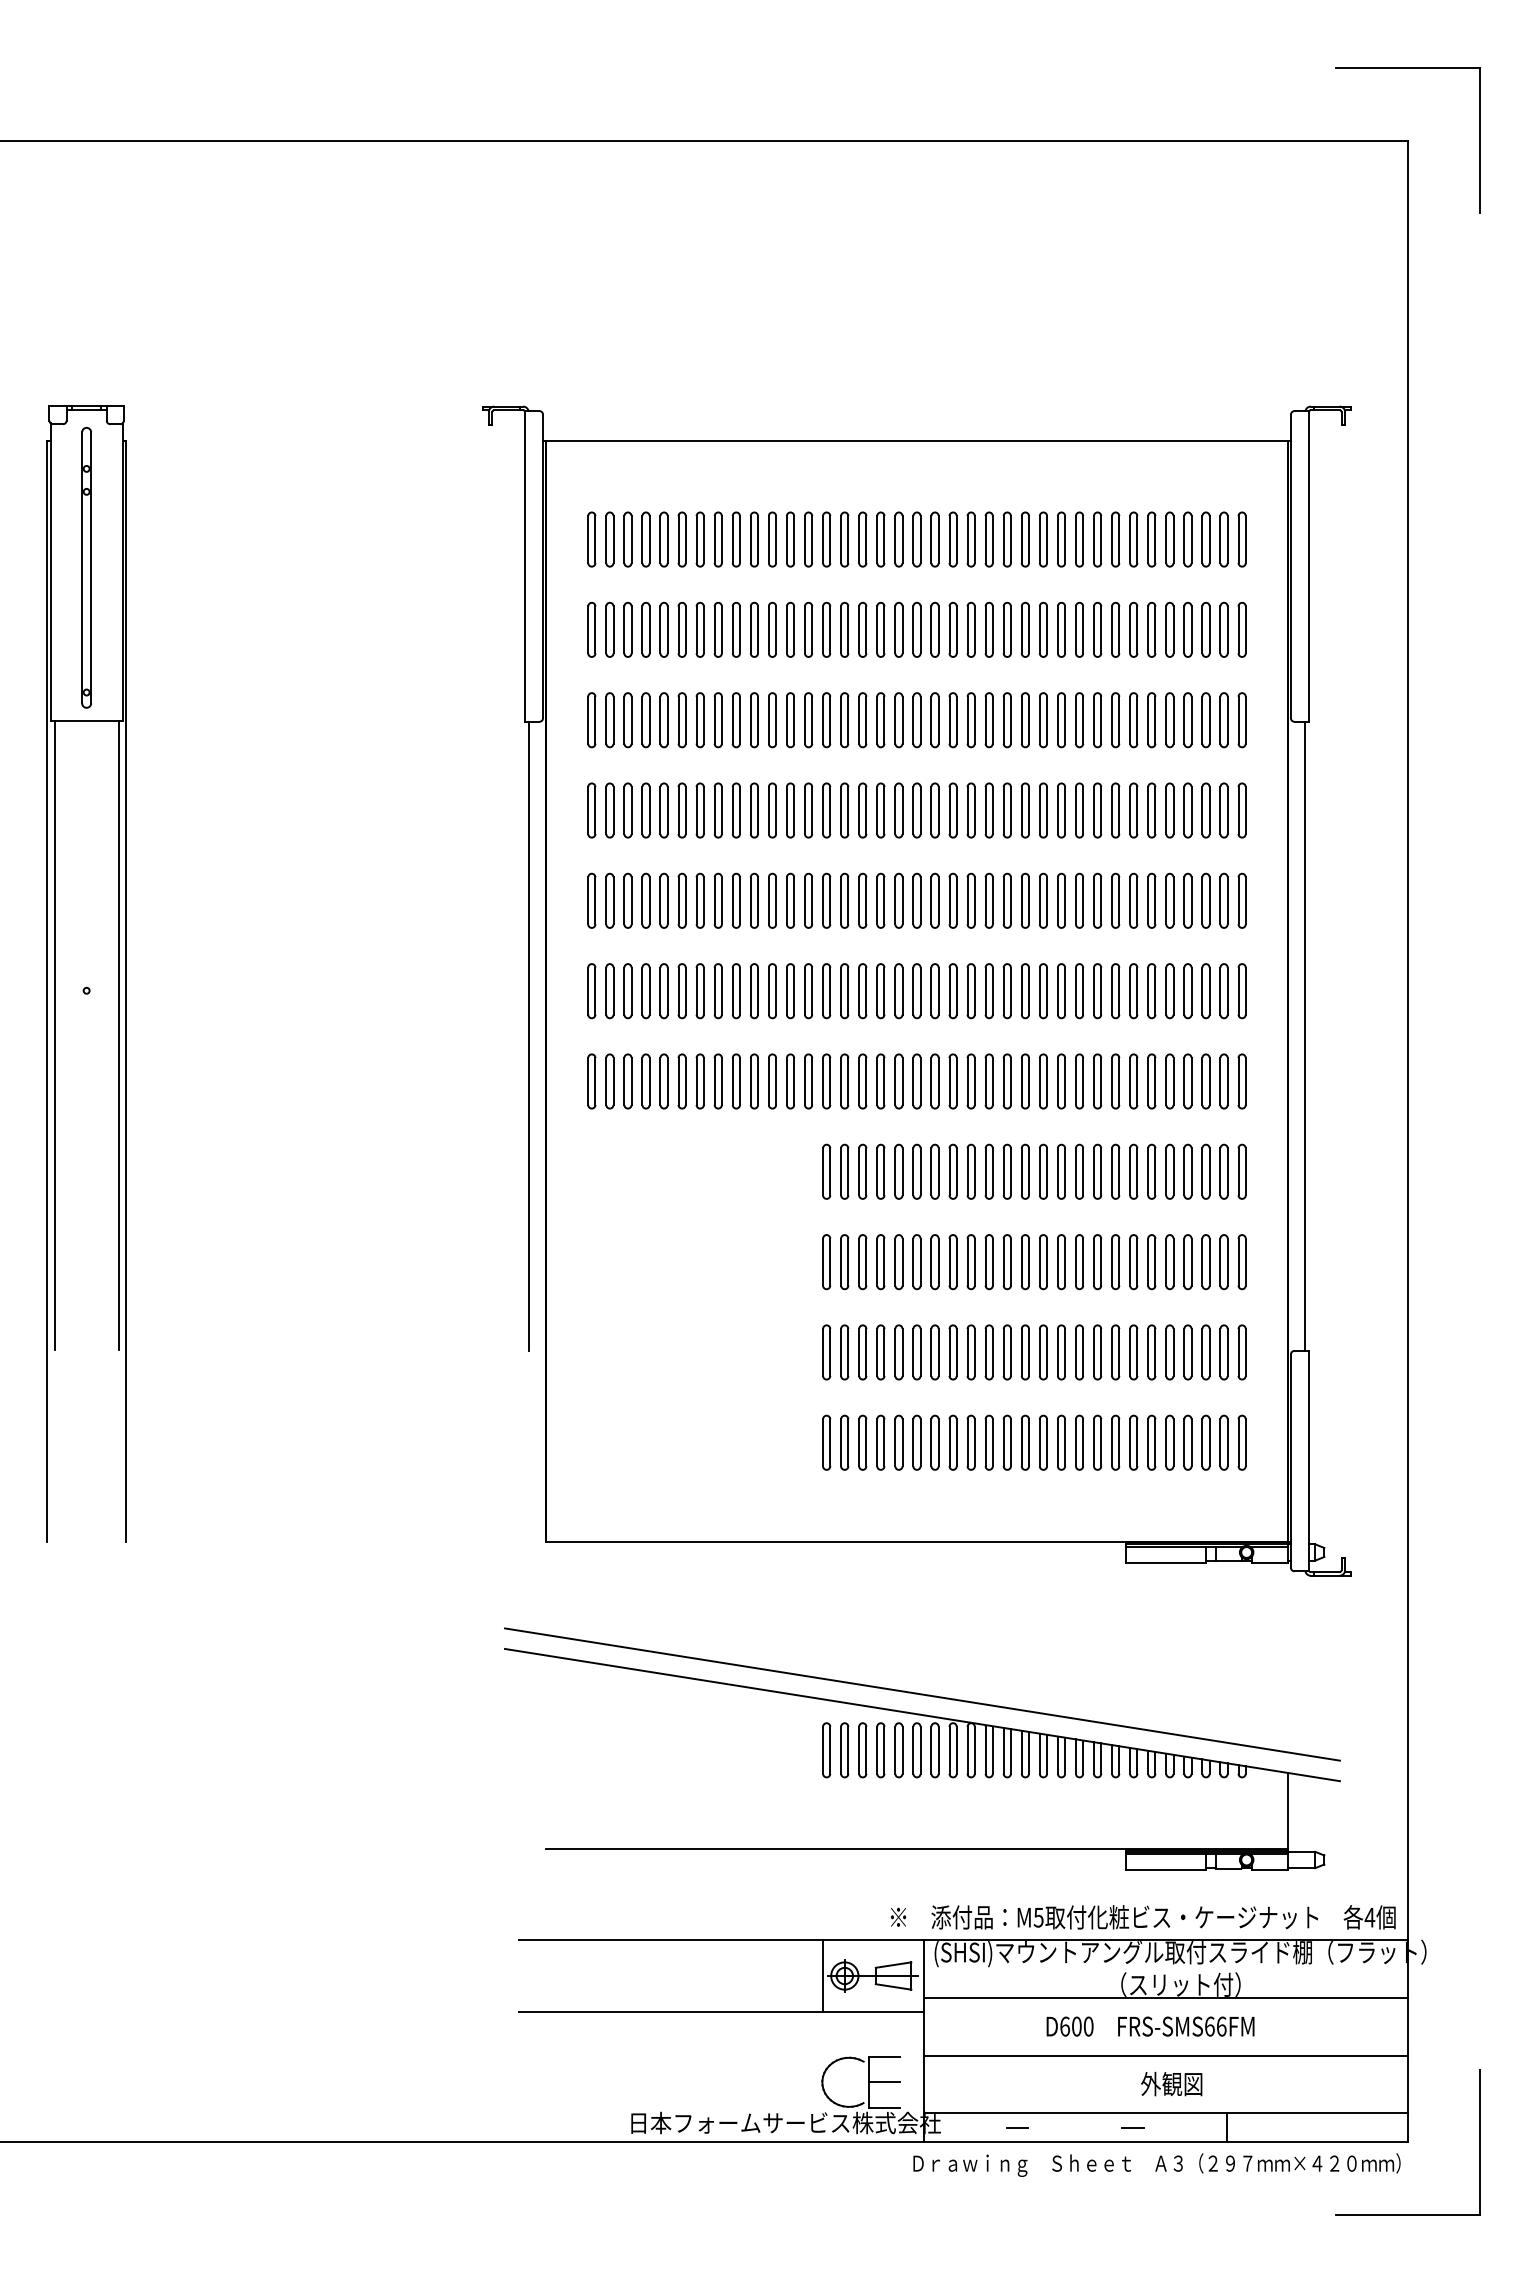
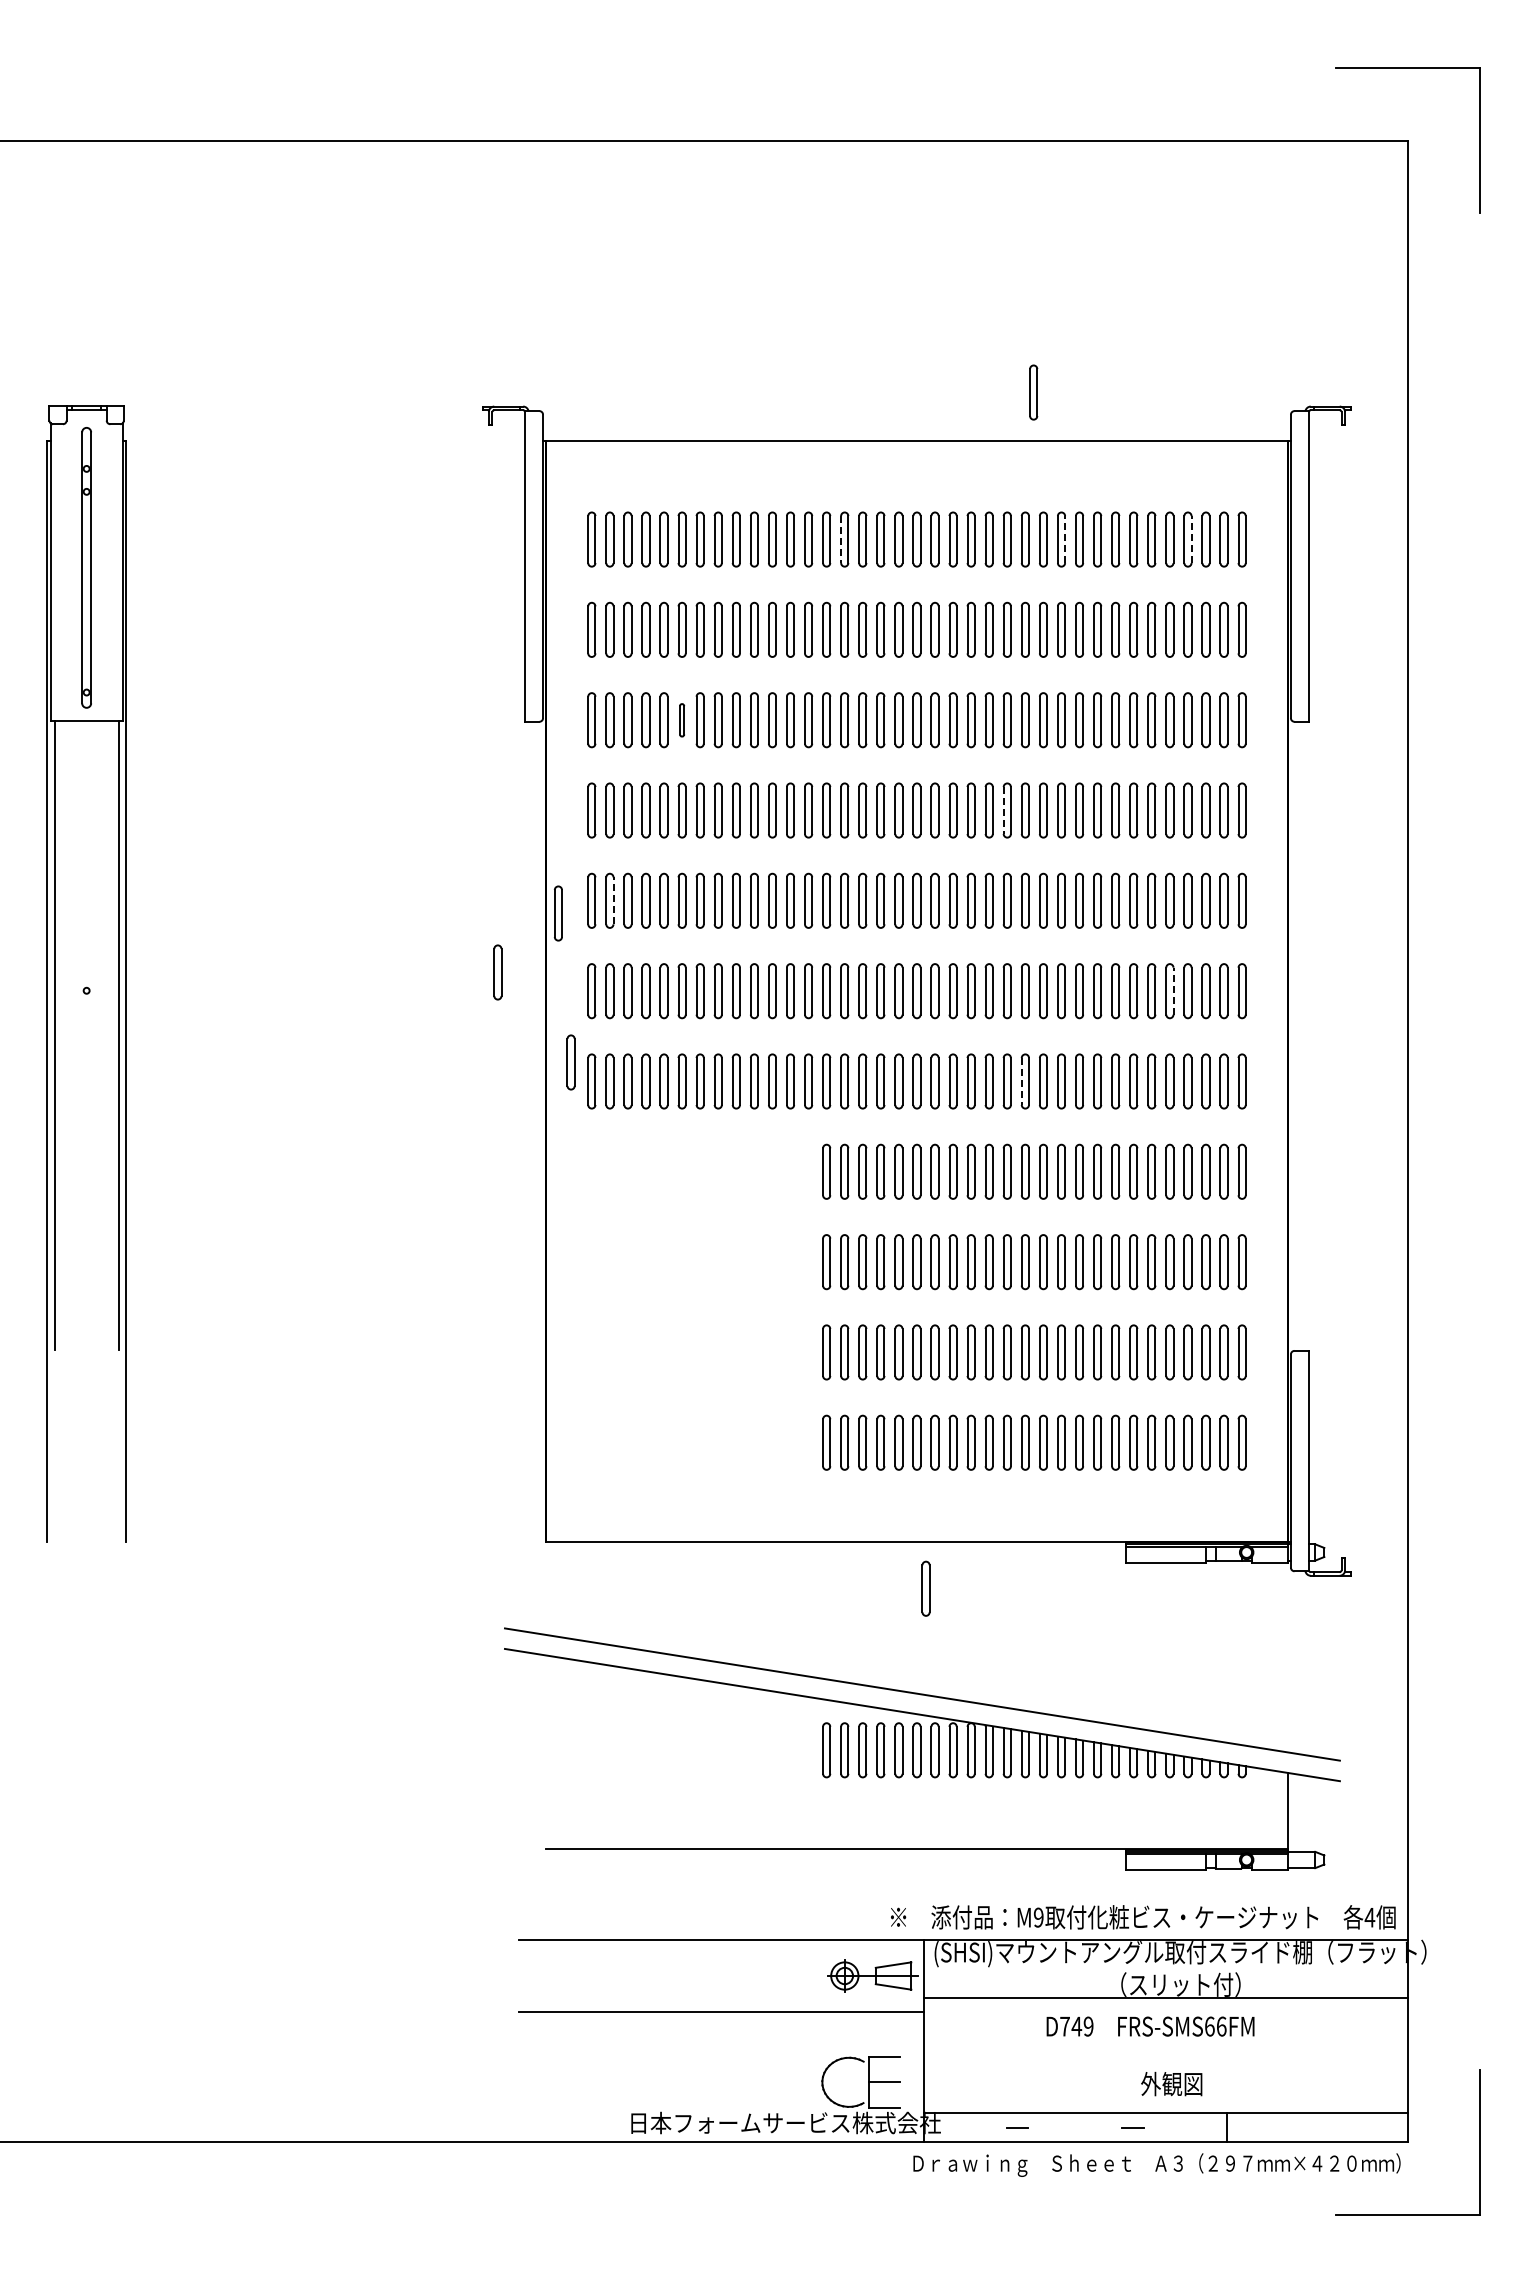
part: none -> present (1033, 392)
line: solid -> dashed (1065, 539)
line: solid -> dashed (1191, 539)
line: solid -> dashed (841, 540)
part size: 10x57 px -> 7x35 px (682, 720)
line: solid -> dashed (1003, 811)
line: solid -> dashed (613, 900)
part: none -> present (558, 913)
part: none -> present (497, 972)
line: solid -> dashed (1173, 990)
line: present -> none (528, 1035)
line: present -> none (1305, 1035)
part: none -> present (570, 1062)
line: solid -> dashed (1021, 1082)
part: none -> present (925, 1588)
text: M5 -> M9 (1038, 1917)
line: present -> none (823, 1975)
text: D600 -> D749 (1076, 2026)
line: present -> none (1165, 2055)
